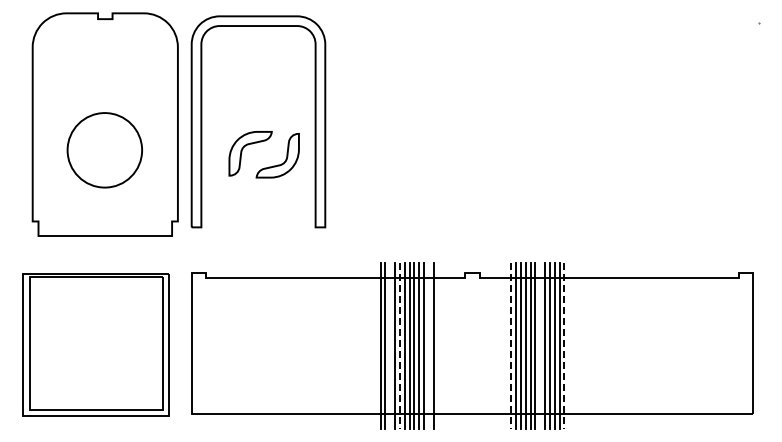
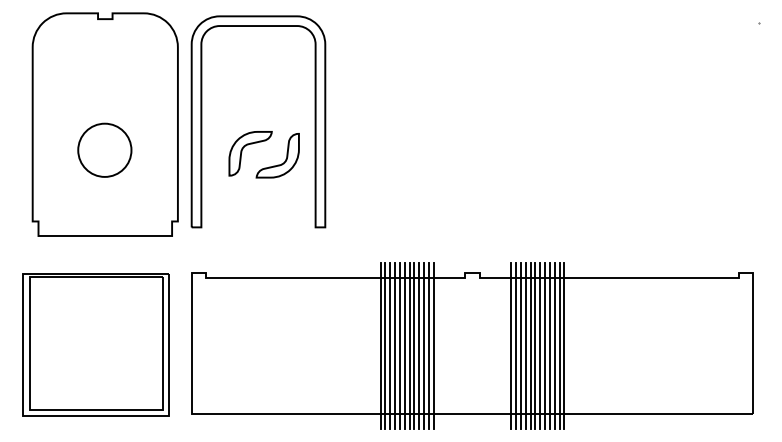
circle diameter: 75 px -> 53 px (104, 149)
line: none -> present (390, 345)
line: dashed -> solid (399, 345)
line: none -> present (428, 345)
line: dashed -> solid (511, 345)
line: none -> present (540, 345)
line: dashed -> solid (564, 345)
